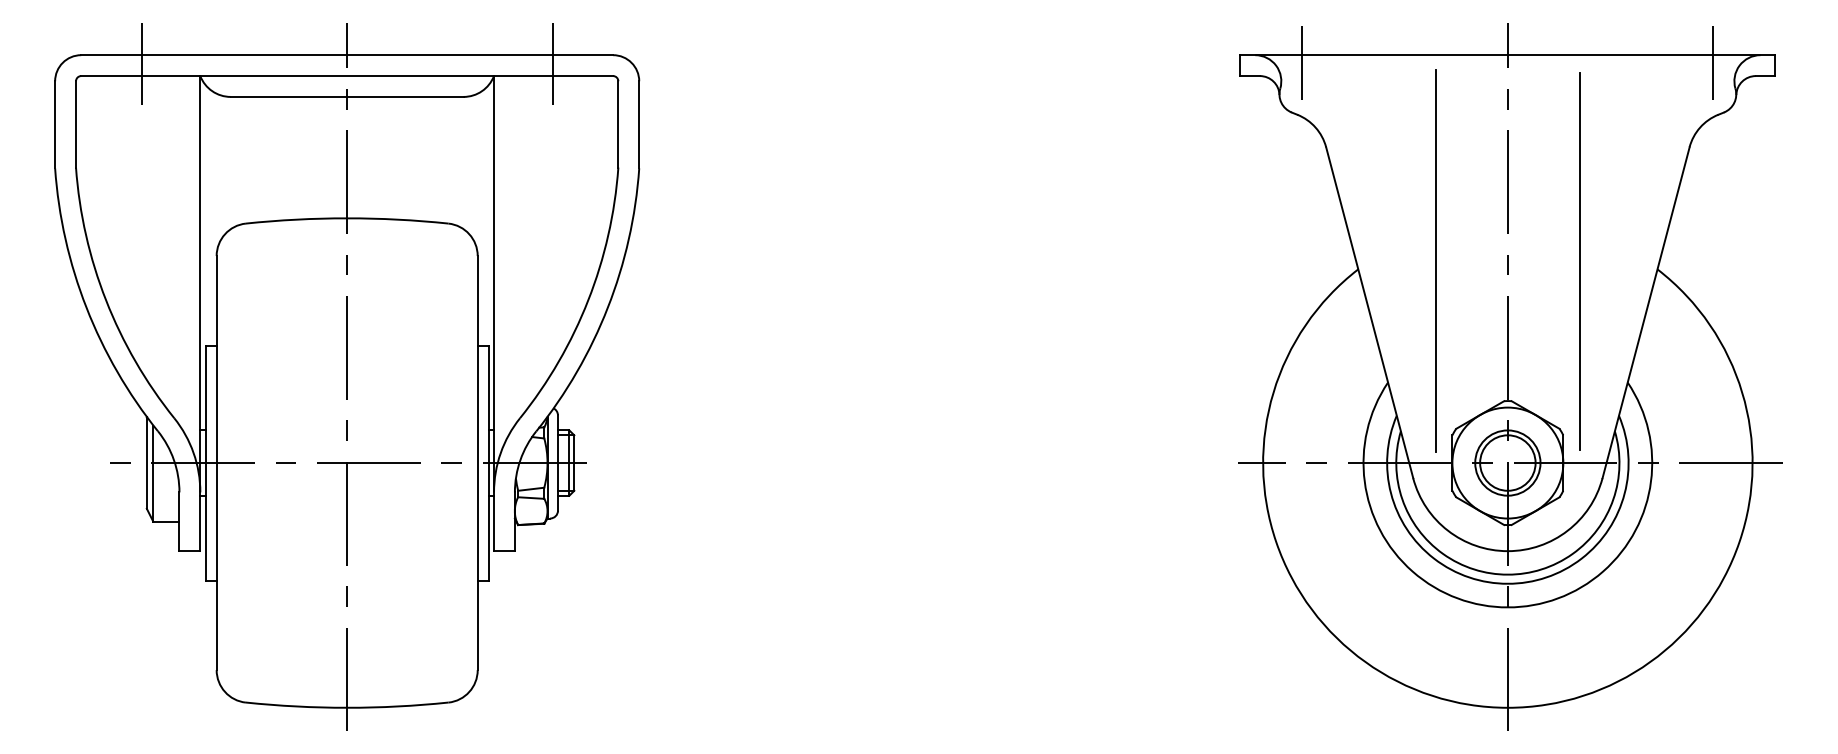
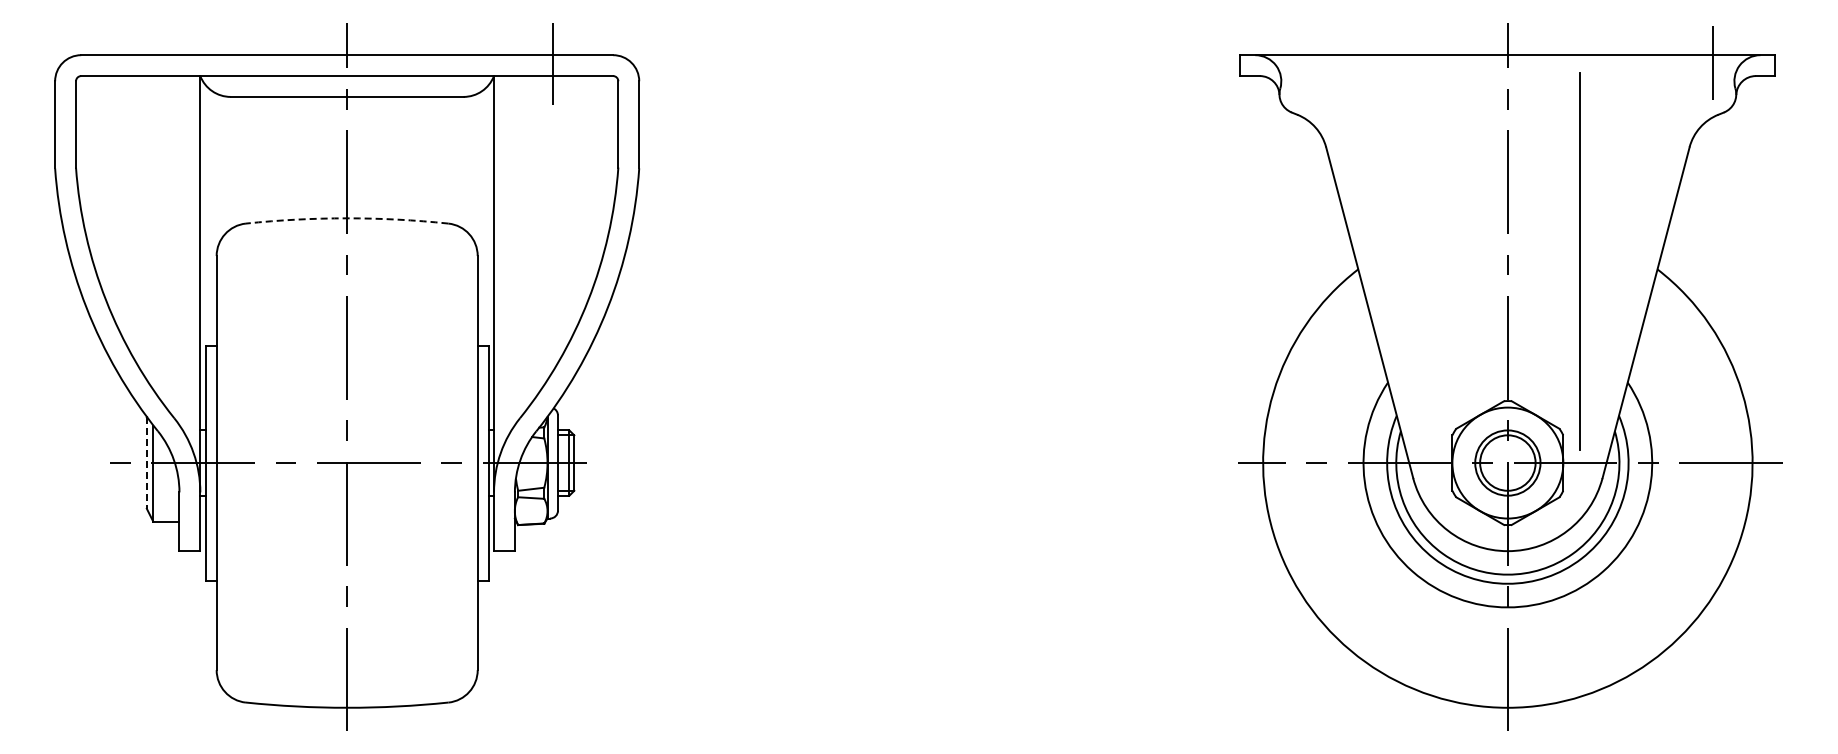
line: present -> none (1302, 62)
line: present -> none (141, 63)
arc: solid -> dashed (347, 218)
line: present -> none (1436, 261)
line: solid -> dashed (146, 462)
